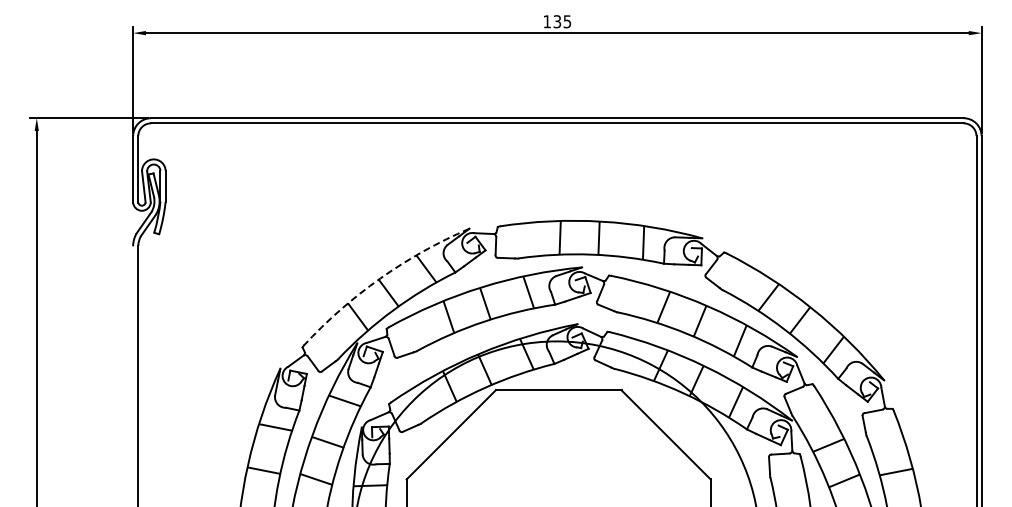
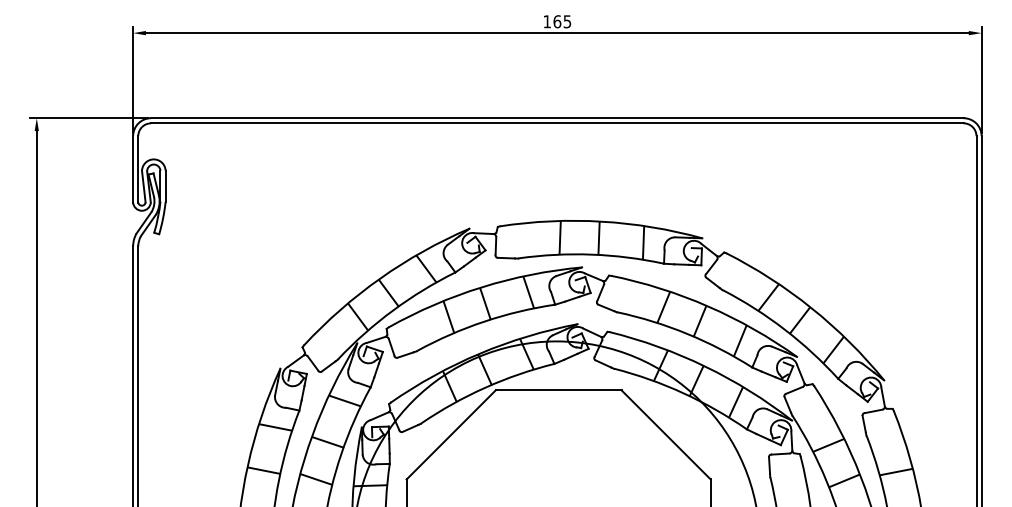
text: 135 -> 165 (557, 21)
arc: dashed -> solid (380, 278)
line: none -> present (133, 374)
